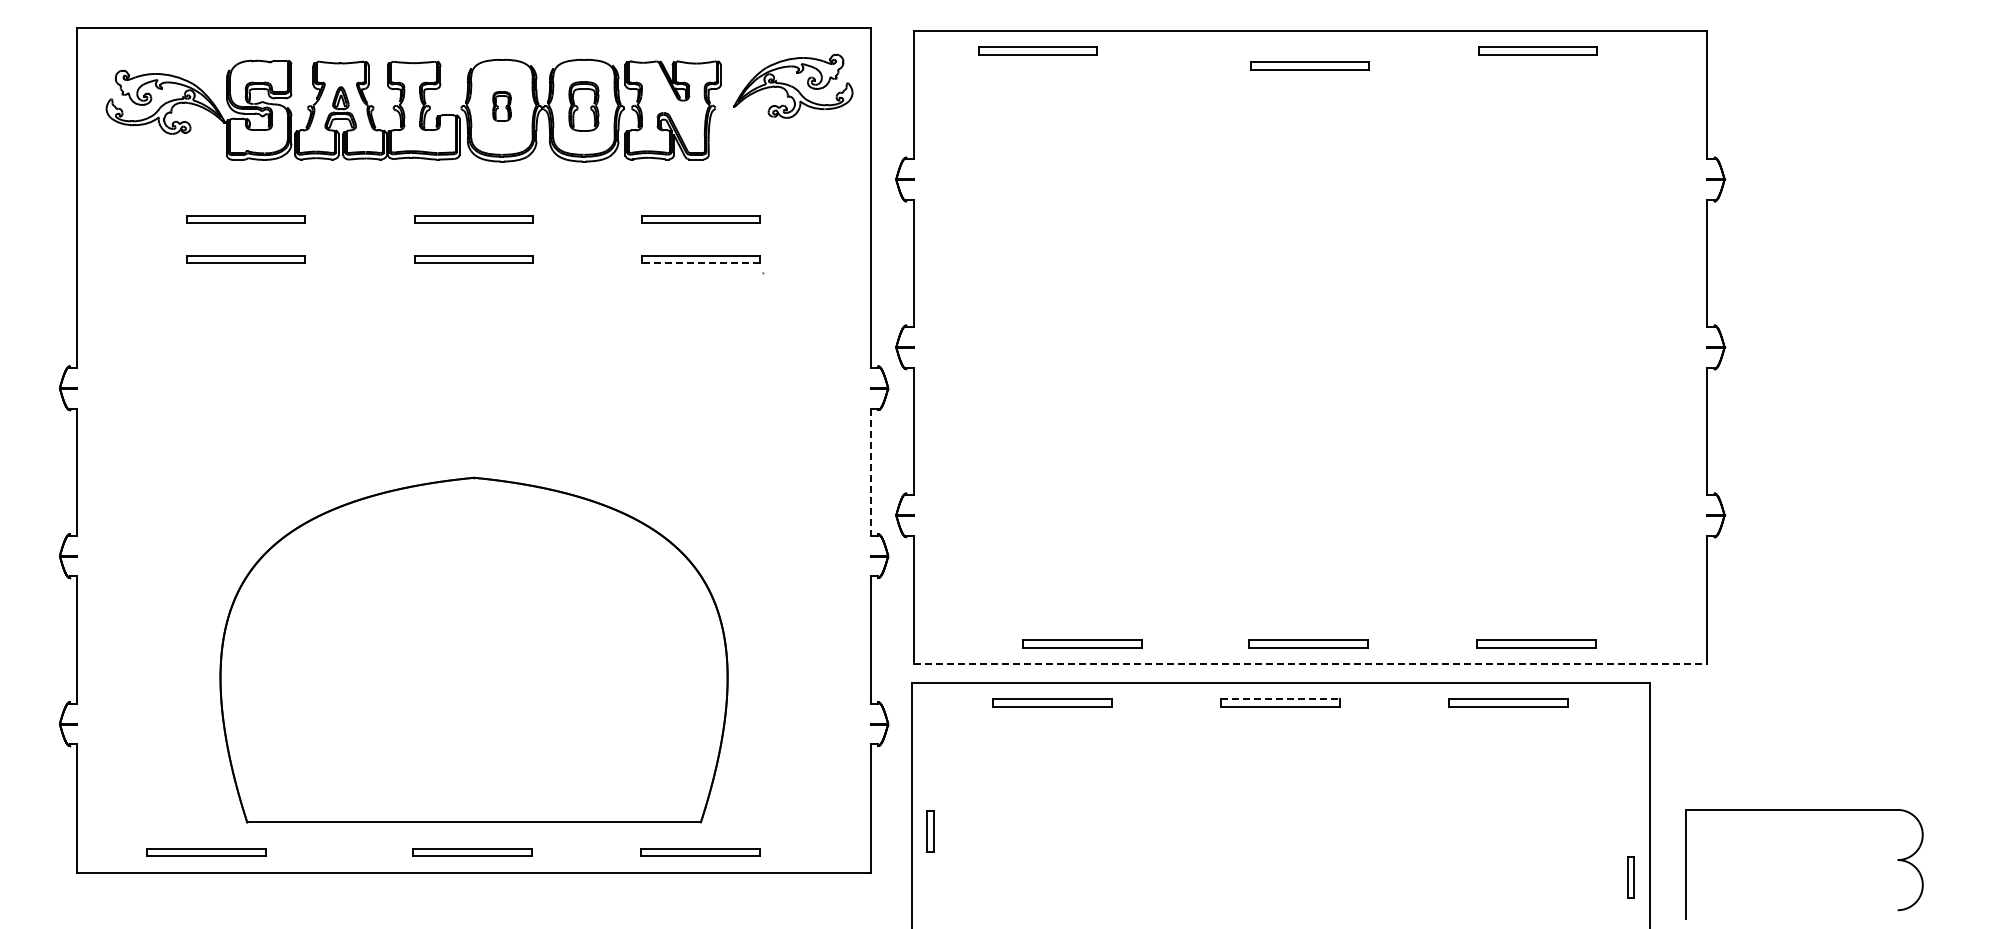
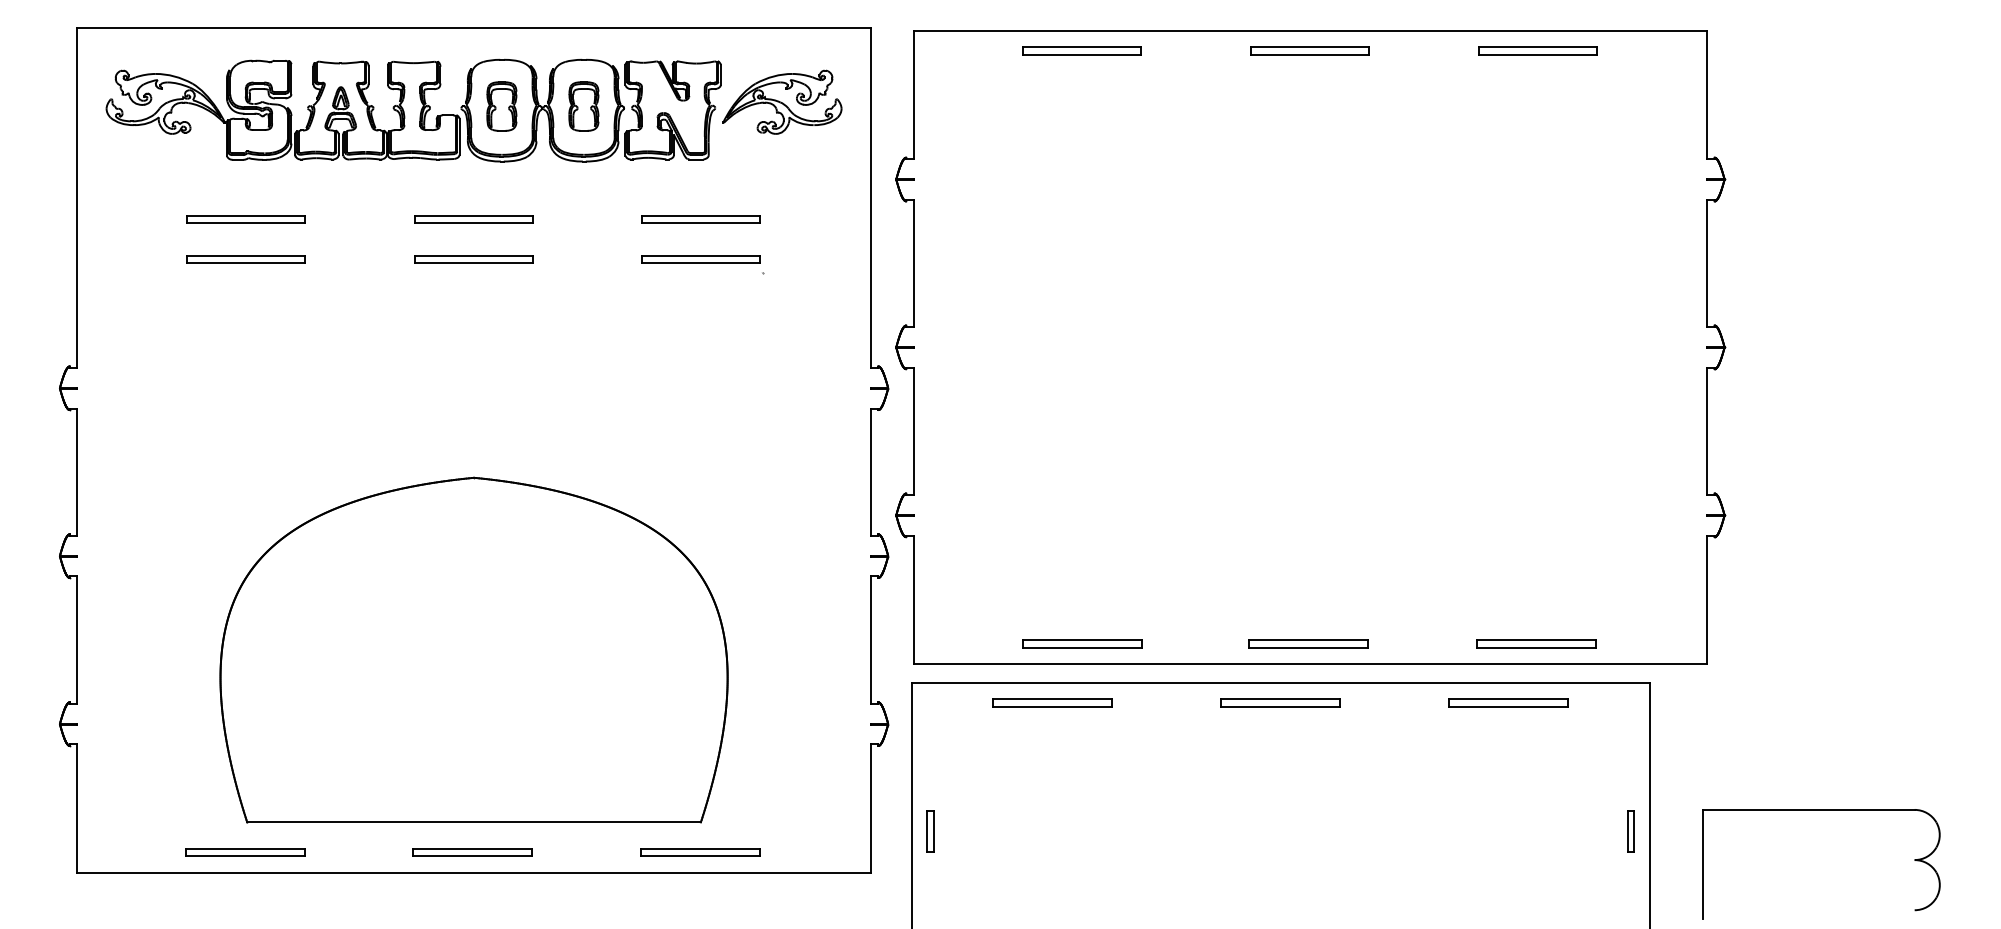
part position: (1037, 50) -> (1081, 50) (1081, 50)
part position: (1309, 65) -> (1309, 50) (1309, 50)
part position: (793, 85) -> (782, 101) (782, 101)
part size: 20x31 px -> 32x51 px (501, 106)
line: dashed -> solid (700, 263)
line: dashed -> solid (870, 472)
line: dashed -> solid (1310, 663)
line: dashed -> solid (1280, 699)
part position: (1804, 810) -> (1821, 810) (1821, 810)
part position: (206, 852) -> (245, 852) (245, 852)
part position: (1630, 877) -> (1630, 831) (1630, 831)
